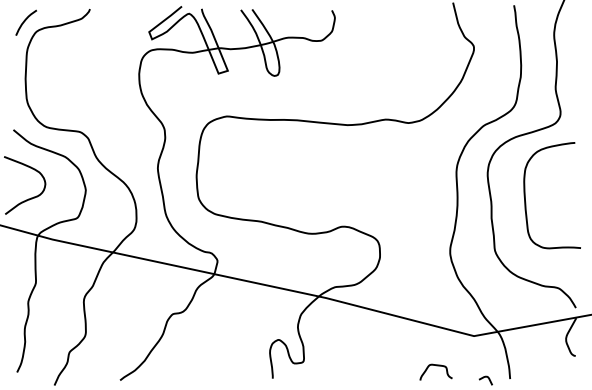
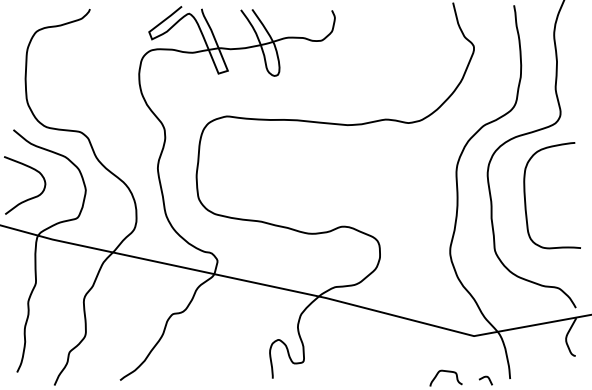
curve: present -> none (25, 21)
curve position: (436, 366) -> (446, 372) (446, 372)
